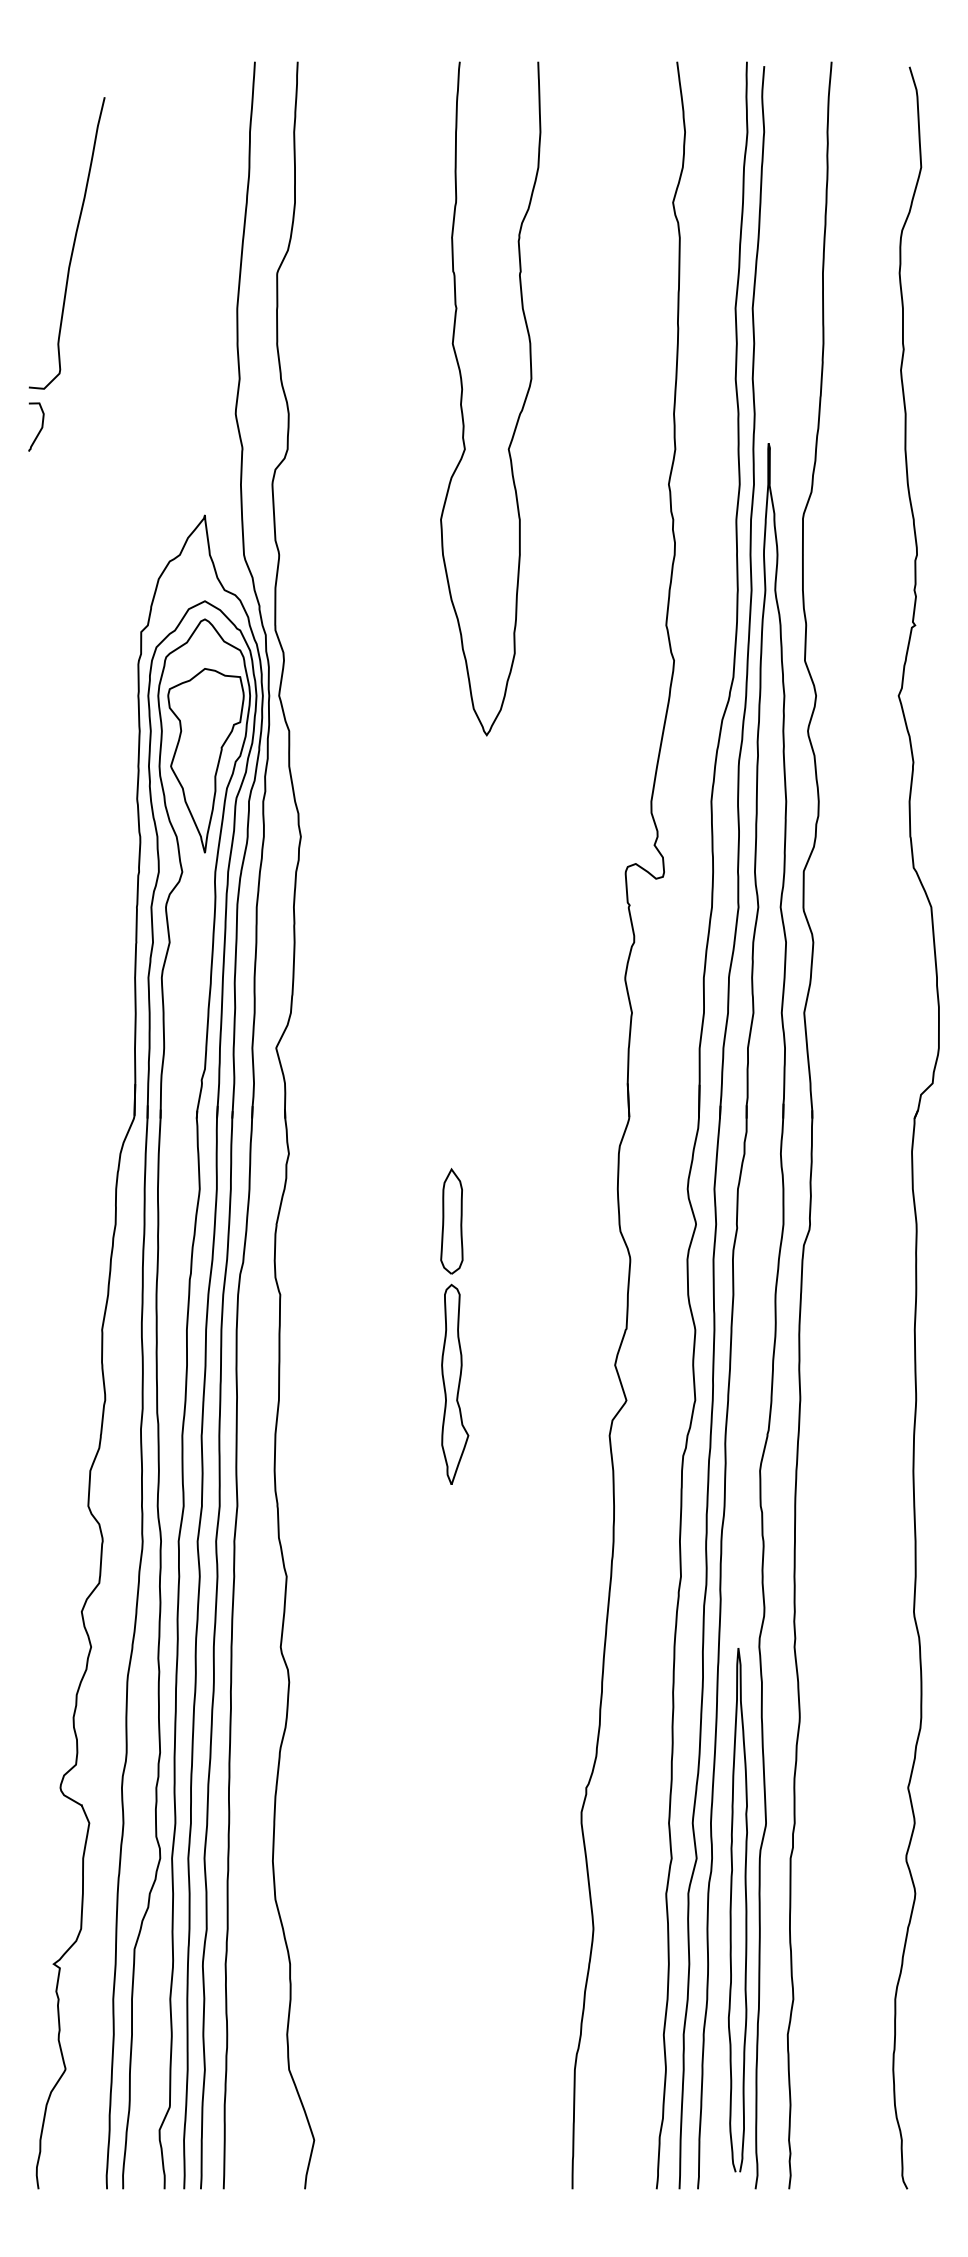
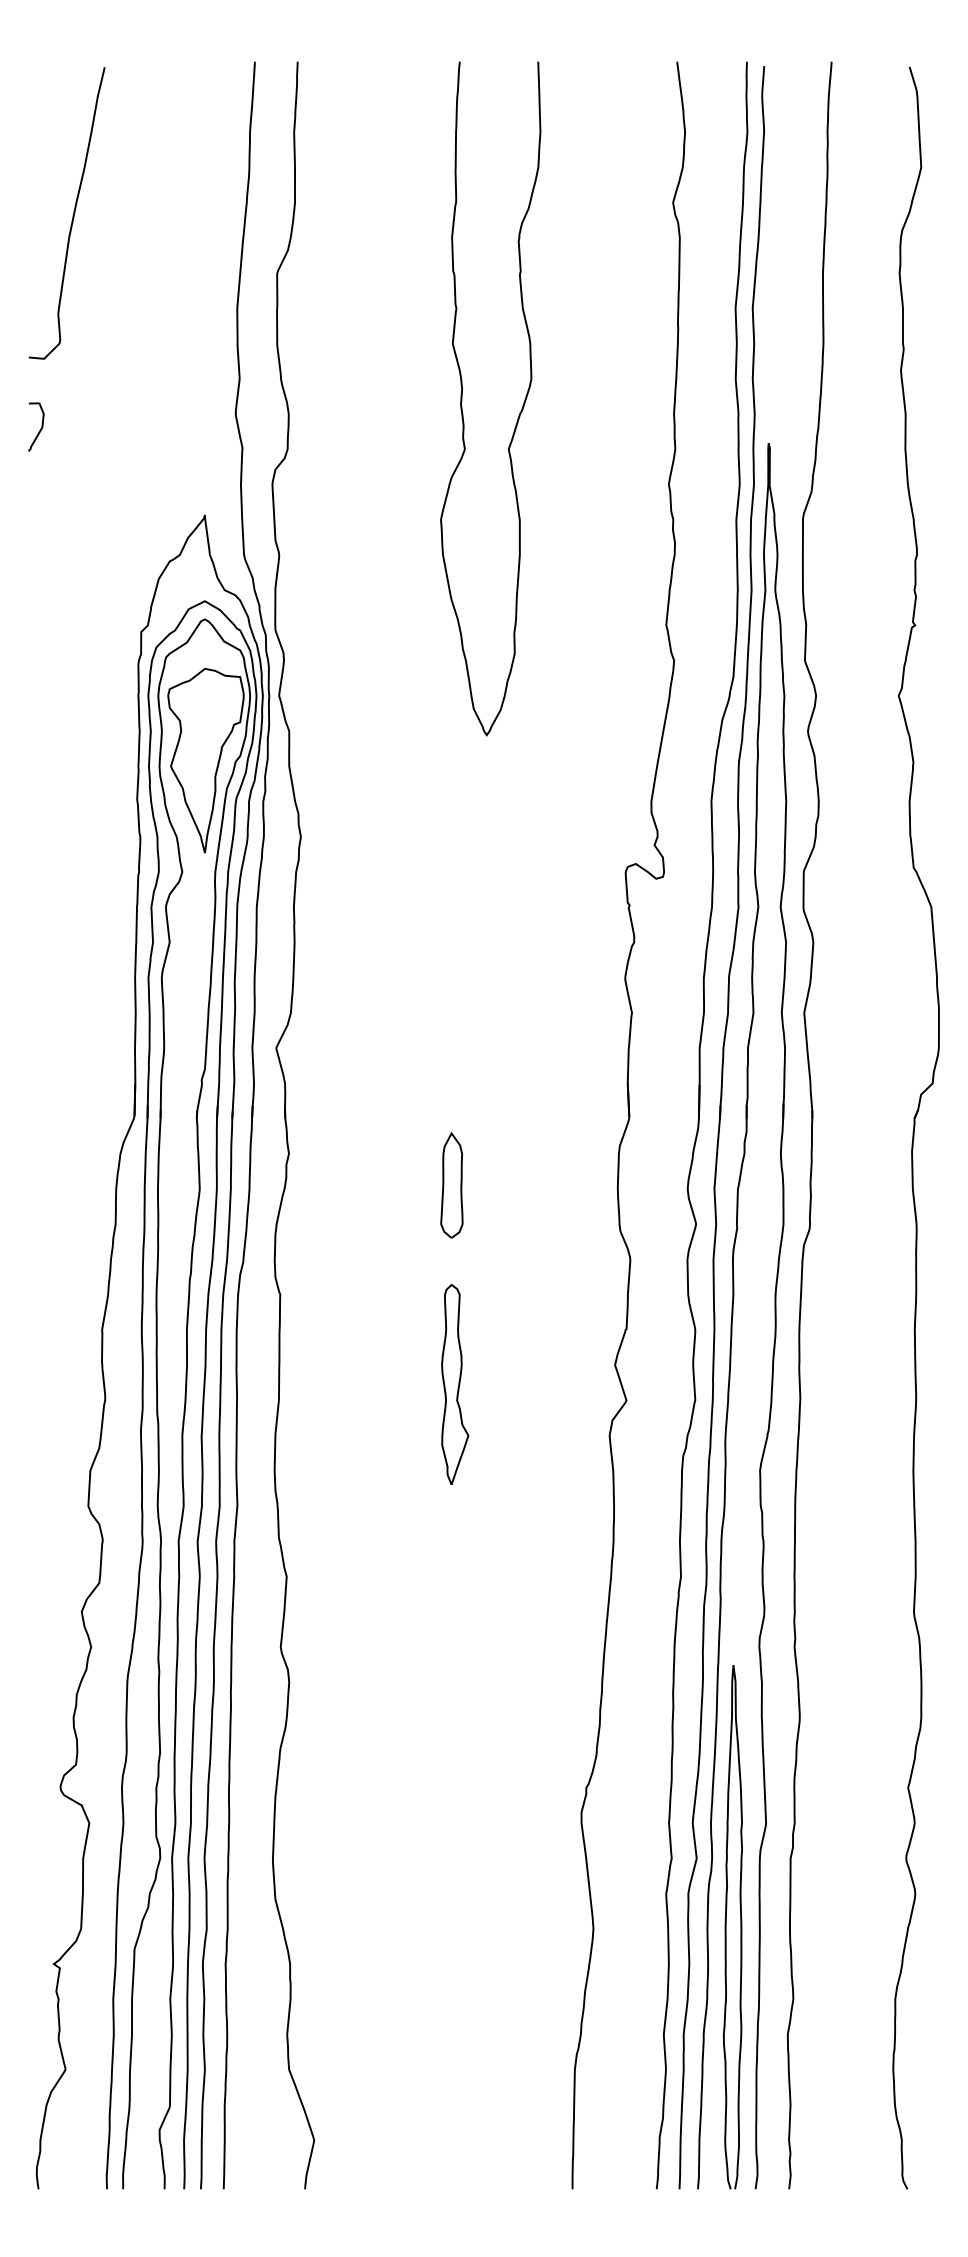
curve position: (72, 245) -> (72, 215) (72, 215)
part position: (451, 1221) -> (451, 1185) (451, 1185)
curve position: (731, 1910) -> (726, 1927) (726, 1927)
